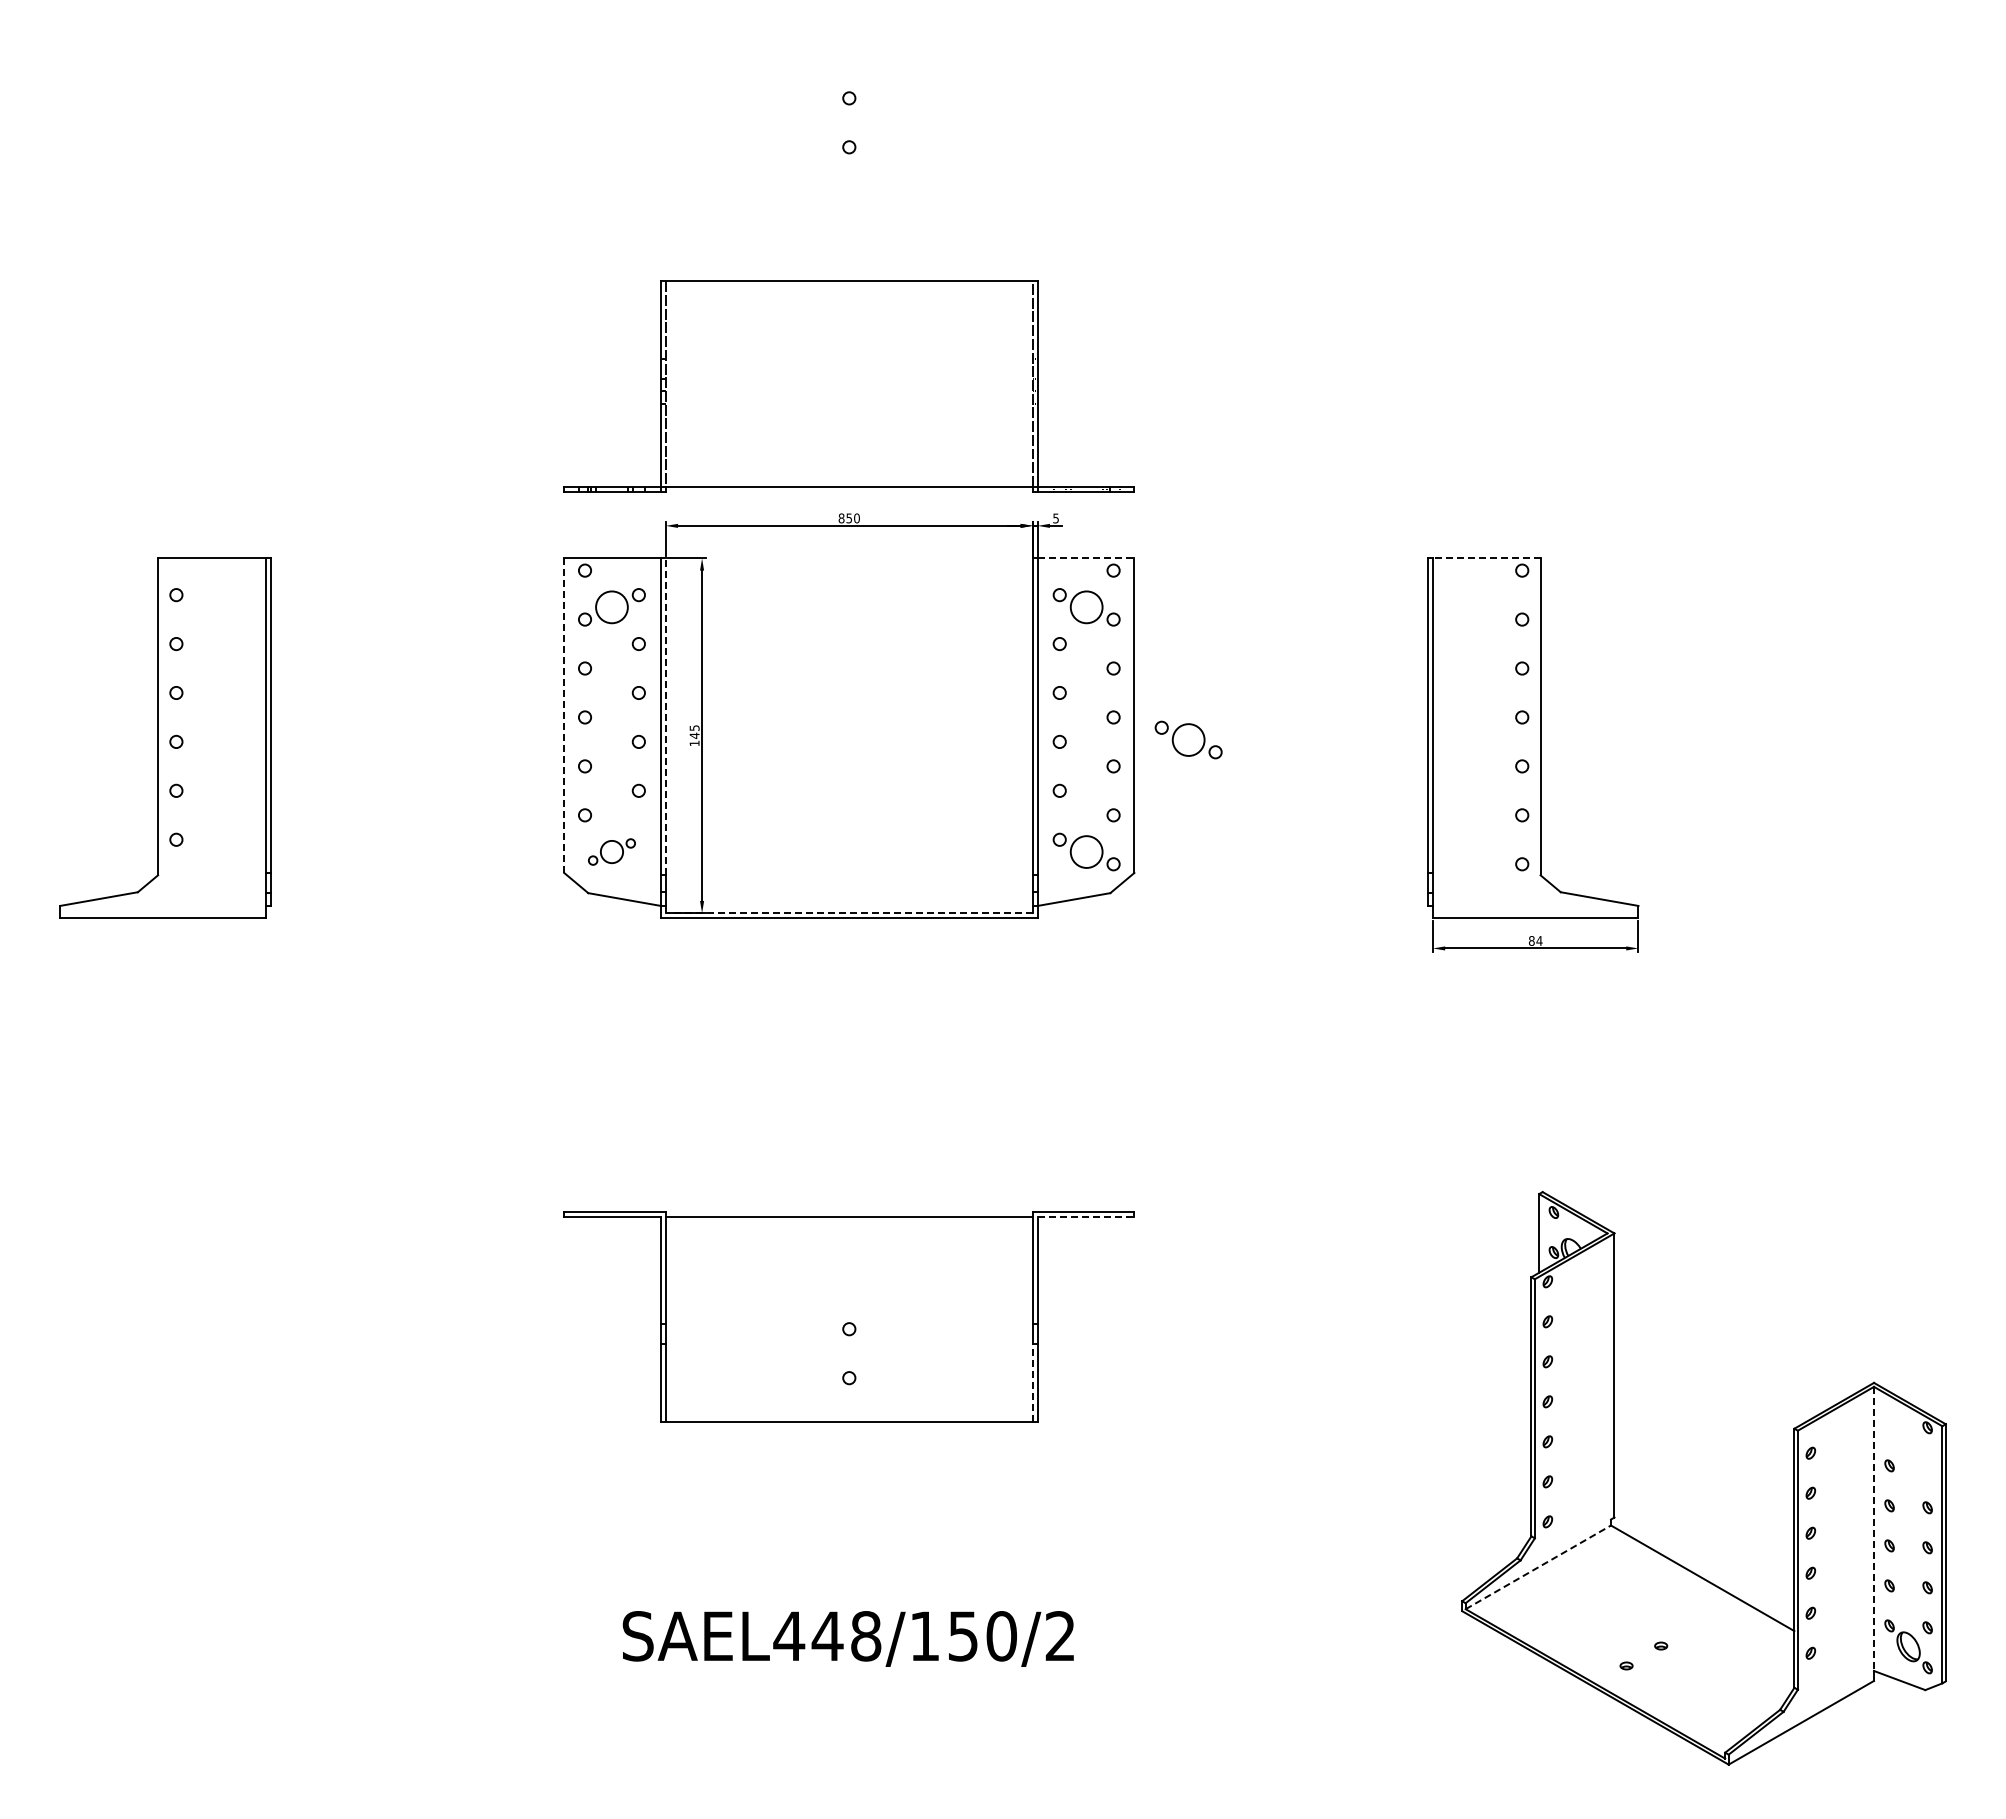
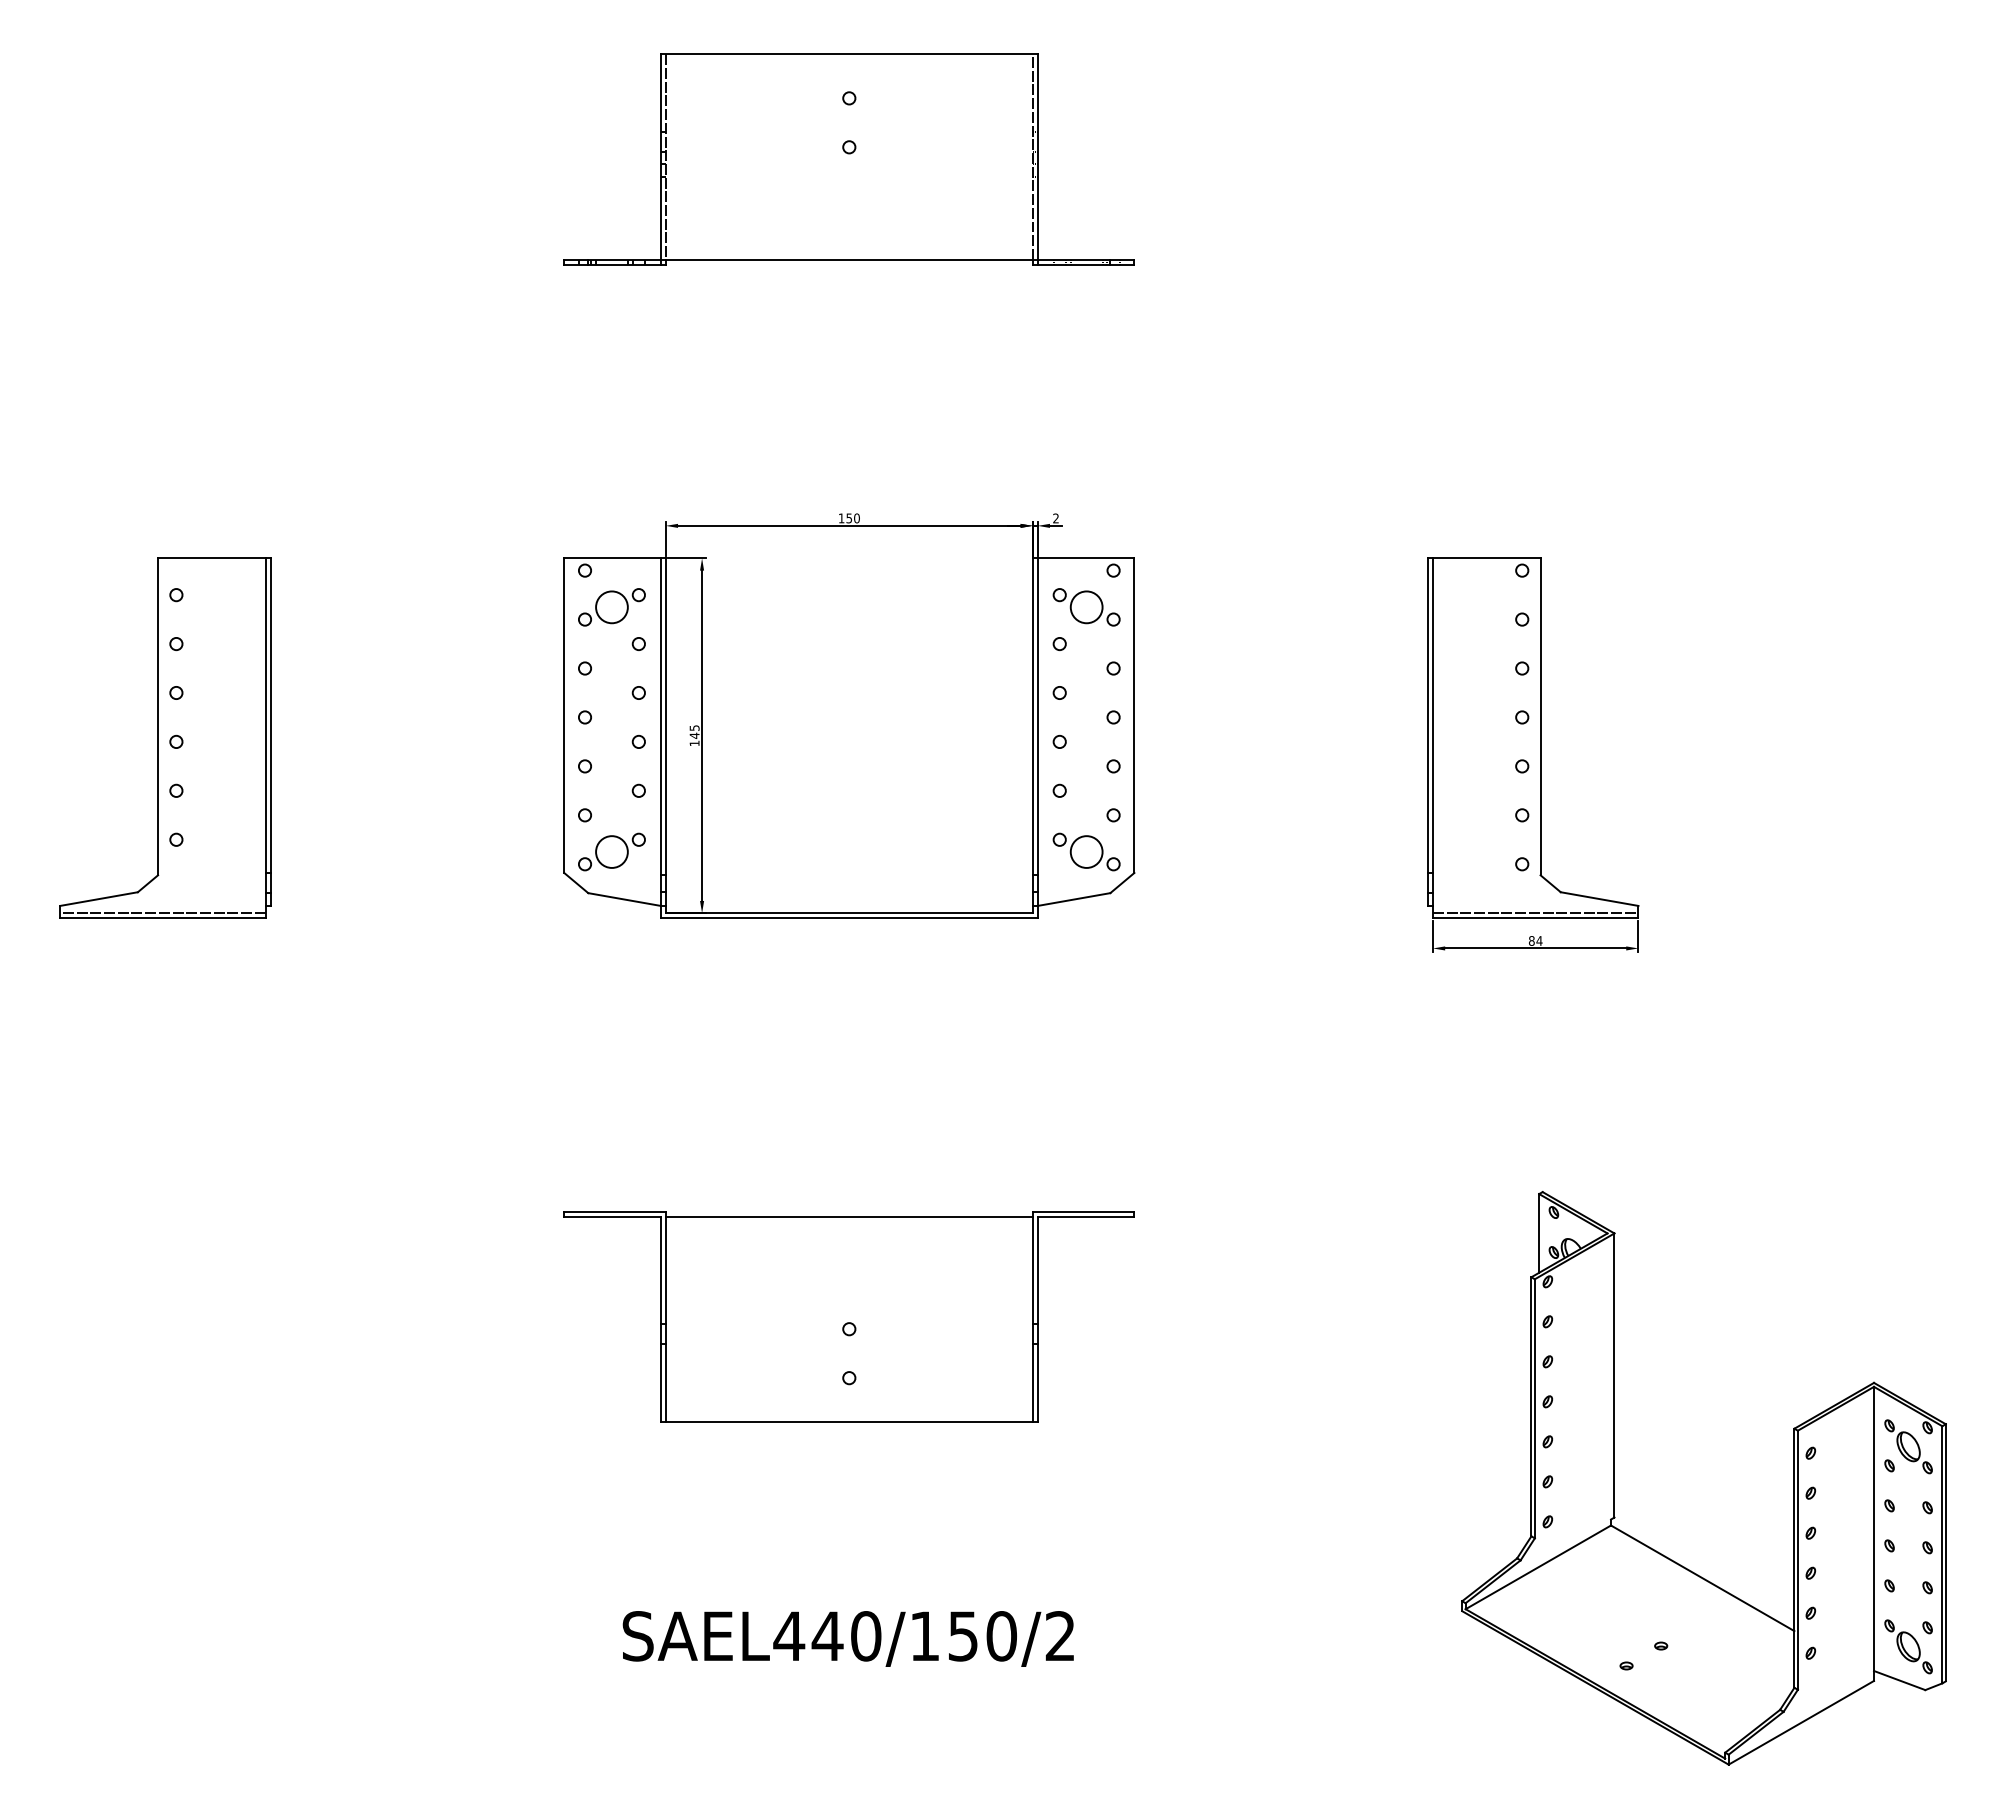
part position: (848, 386) -> (848, 159) (848, 159)
text: 850 -> 150 (841, 518)
text: 5 -> 2 (1055, 518)
line: dashed -> solid (1086, 558)
line: dashed -> solid (1486, 558)
line: dashed -> solid (564, 716)
line: dashed -> solid (665, 716)
part: present -> none (1188, 739)
part size: 48x28 px -> 68x40 px (611, 851)
line: none -> present (162, 913)
line: dashed -> solid (849, 913)
line: none -> present (1535, 913)
line: dashed -> solid (1086, 1216)
line: dashed -> solid (1032, 1383)
part: none -> present (1908, 1446)
line: dashed -> solid (1874, 1529)
line: dashed -> solid (1538, 1567)
text: SAEL448/150/2 -> SAEL440/150/2 (866, 1636)
